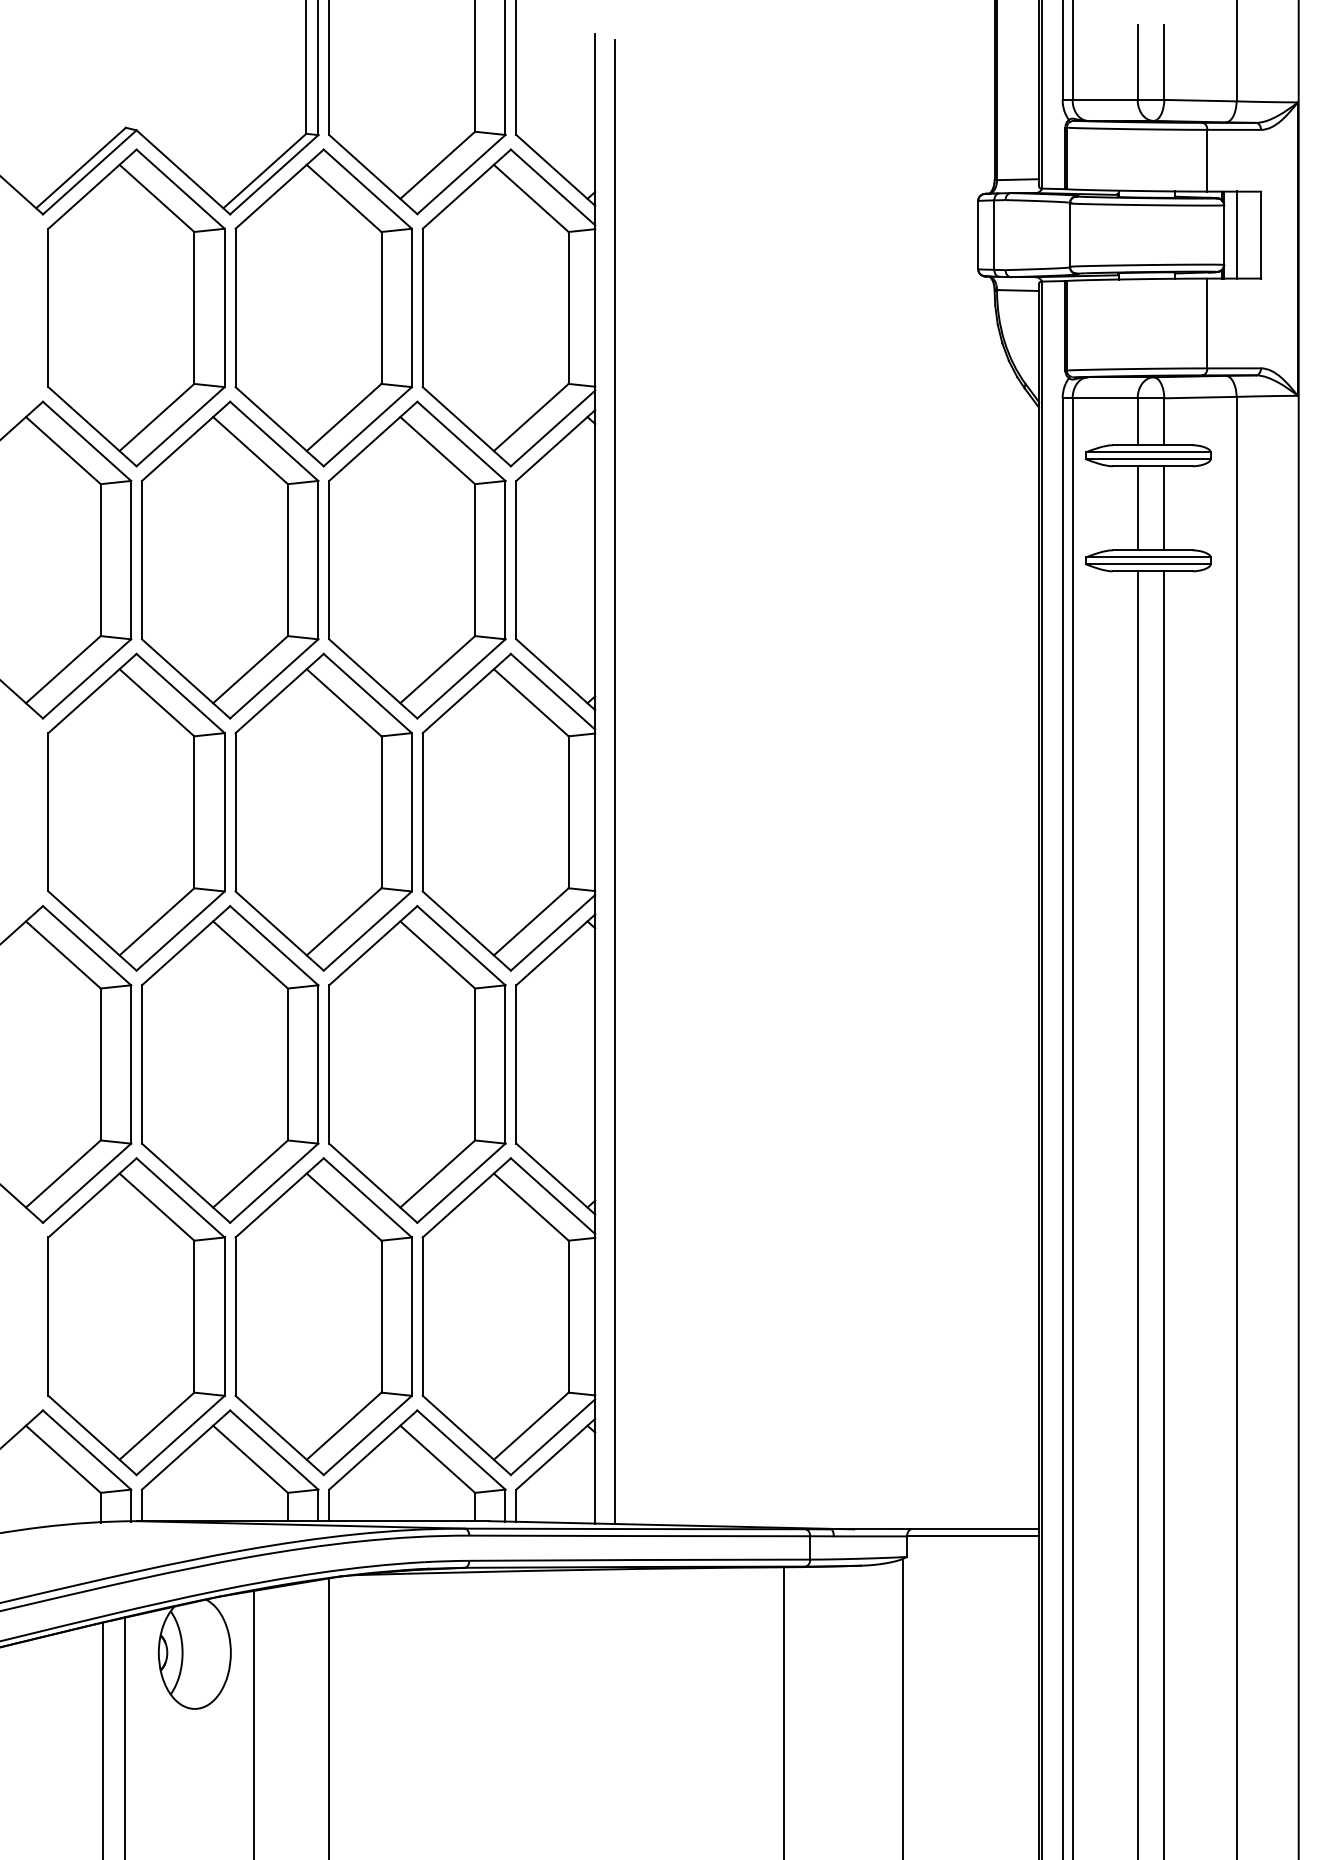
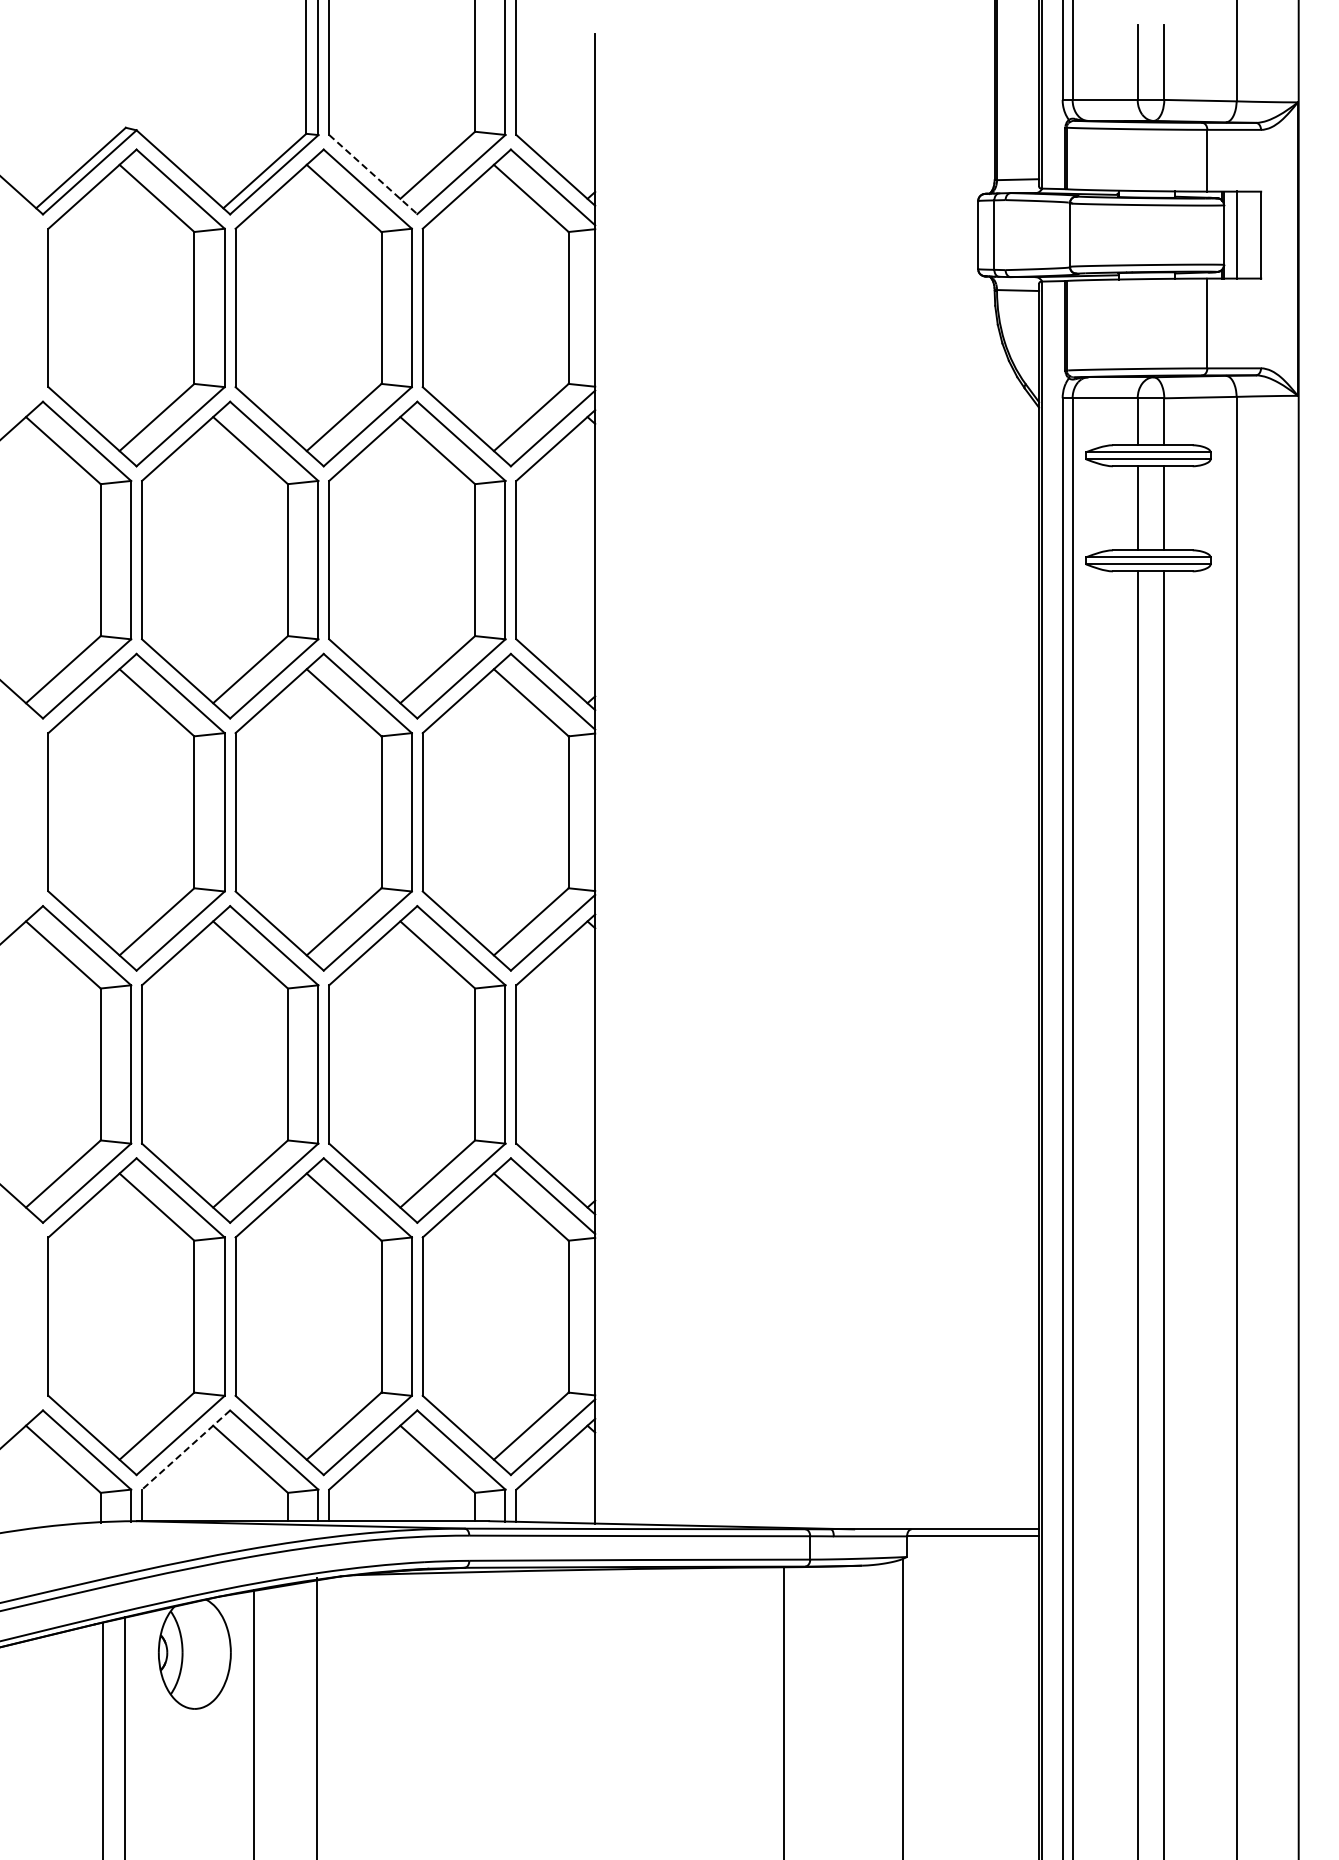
line: solid -> dashed (373, 174)
line: present -> none (614, 781)
line: solid -> dashed (185, 1450)
line position: (329, 1717) -> (317, 1717) (317, 1717)
